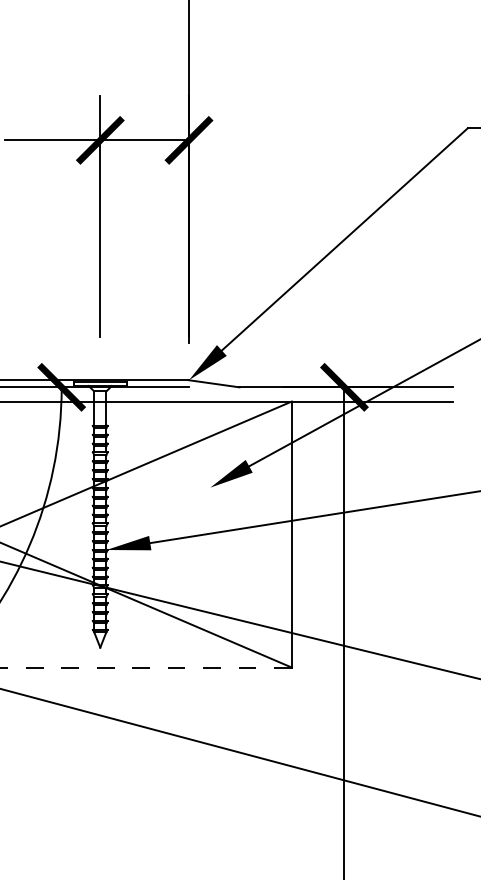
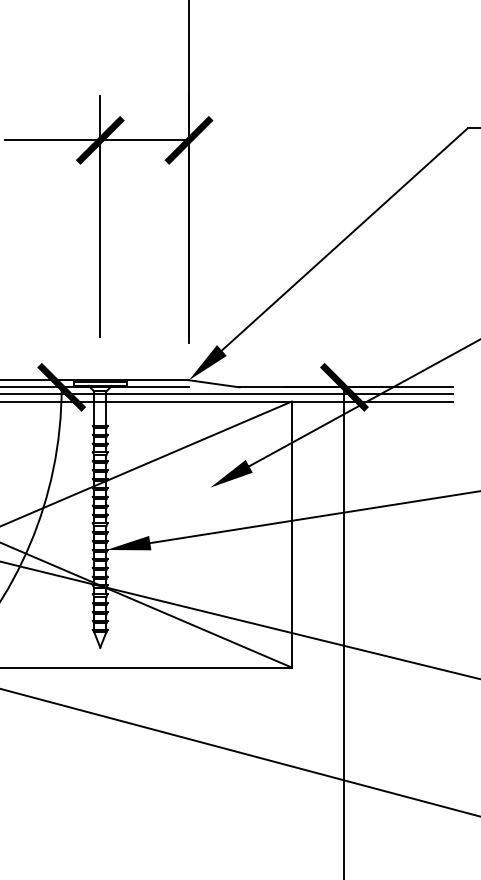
line: none -> present (227, 394)
line: dashed -> solid (146, 667)
